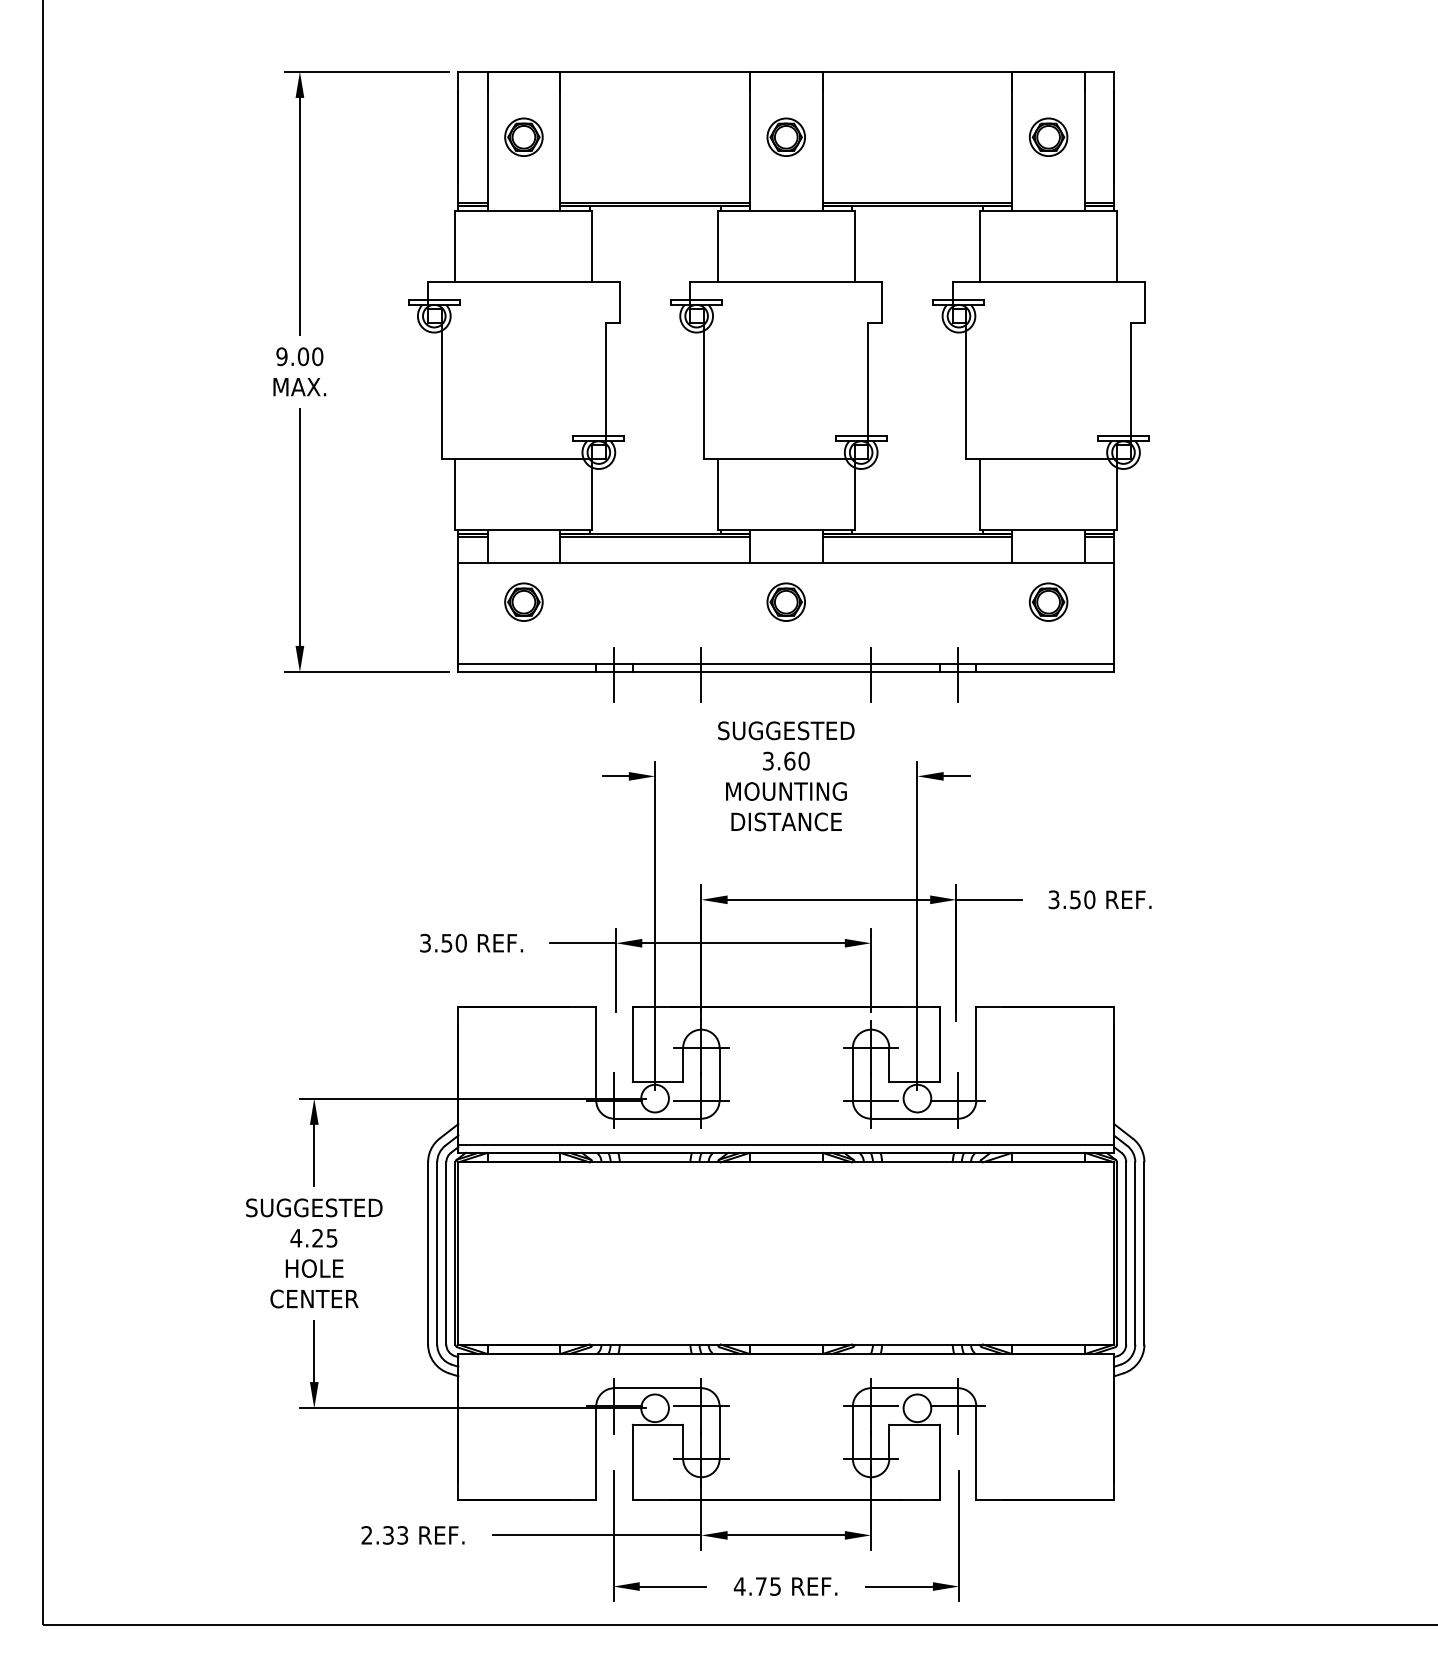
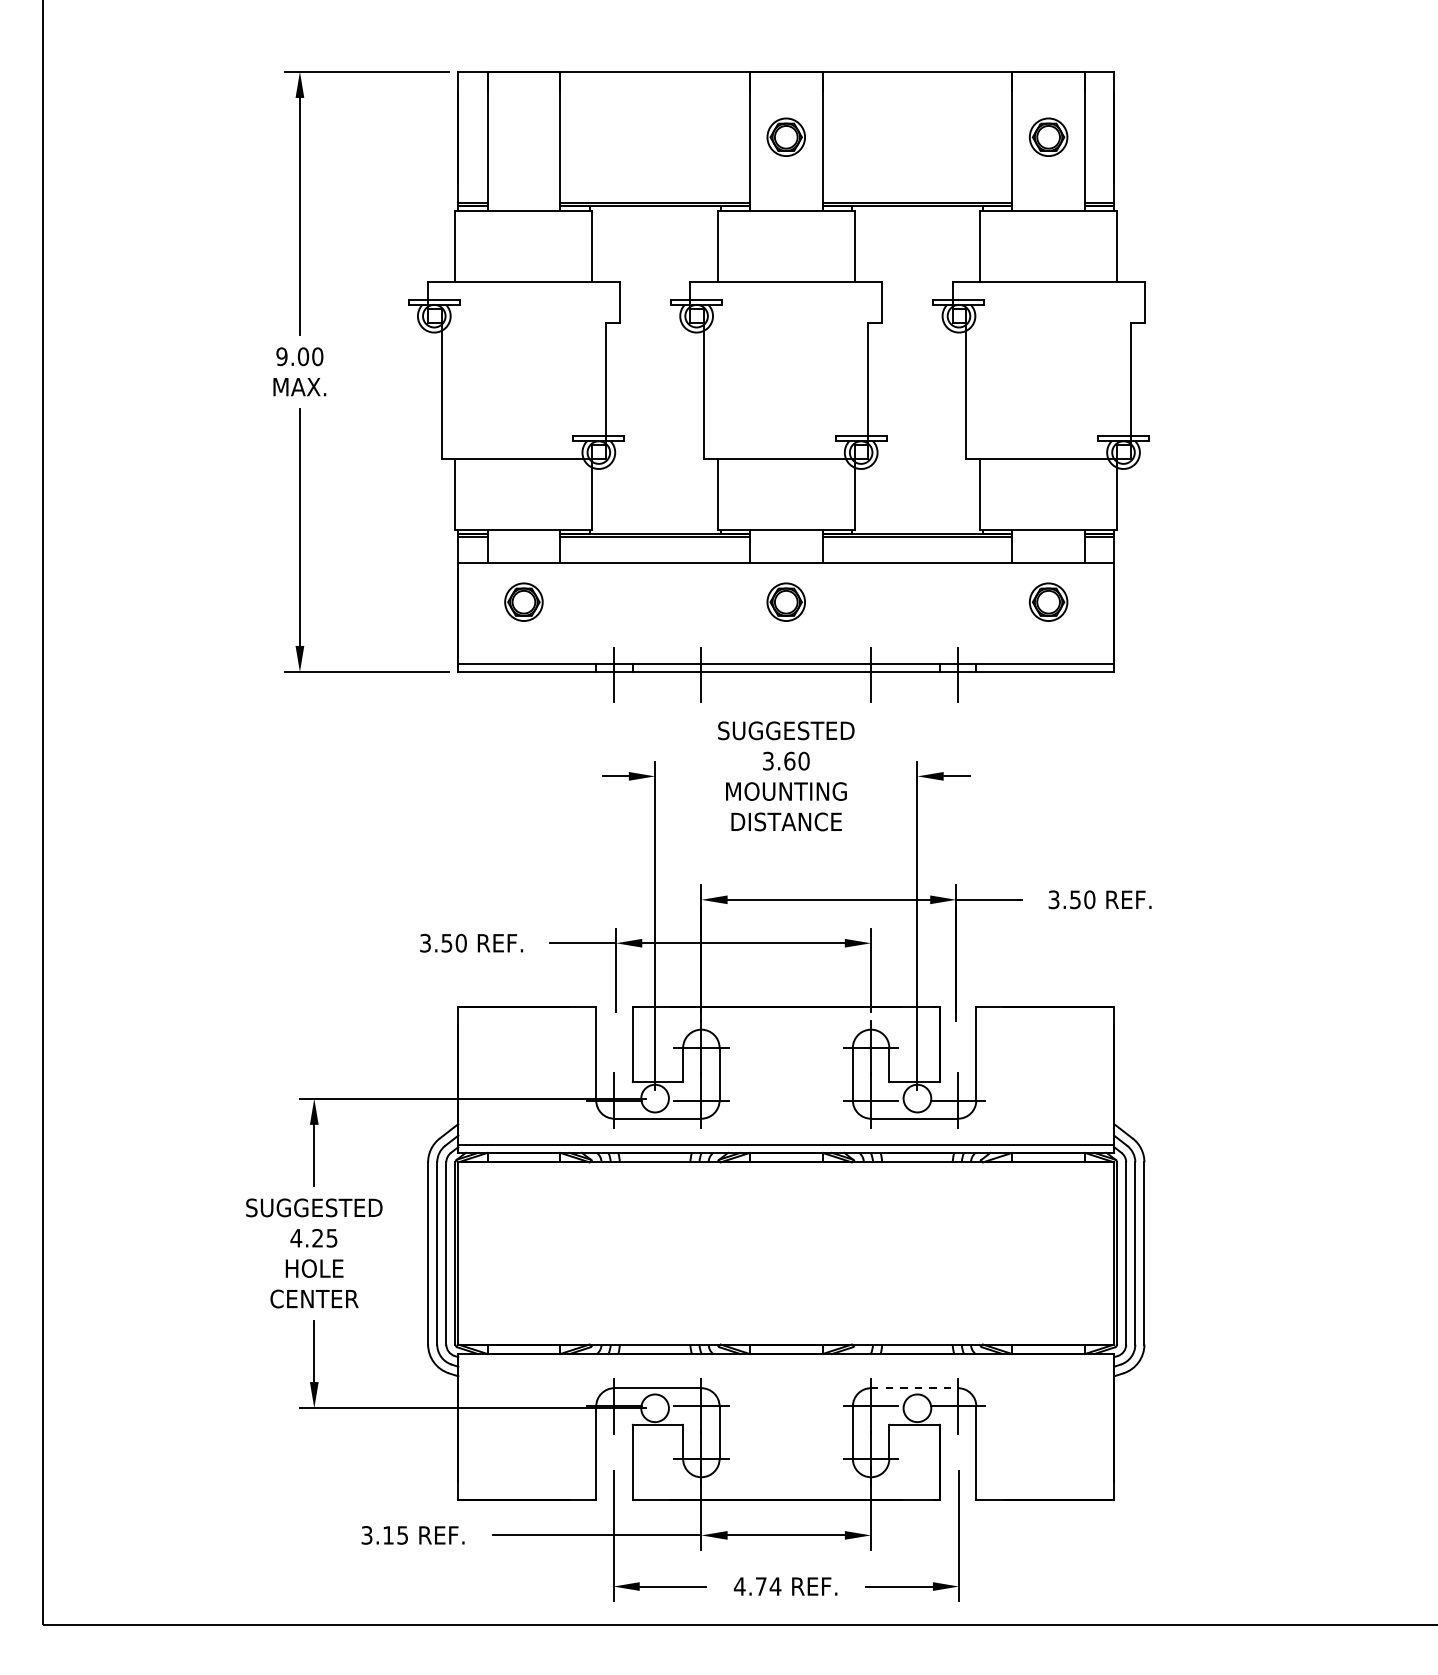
part: present -> none (523, 136)
line: solid -> dashed (914, 1388)
text: 2.33 -> 3.15 (384, 1535)
text: 4.75 -> 4.74 (775, 1586)
